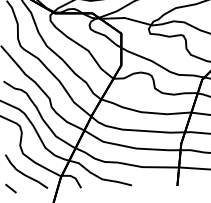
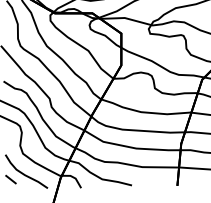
line position: (10, 188) -> (10, 179) (10, 179)
